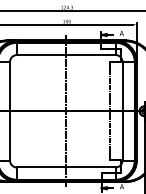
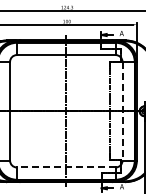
line: solid -> dashed (122, 111)
line: solid -> dashed (65, 167)
